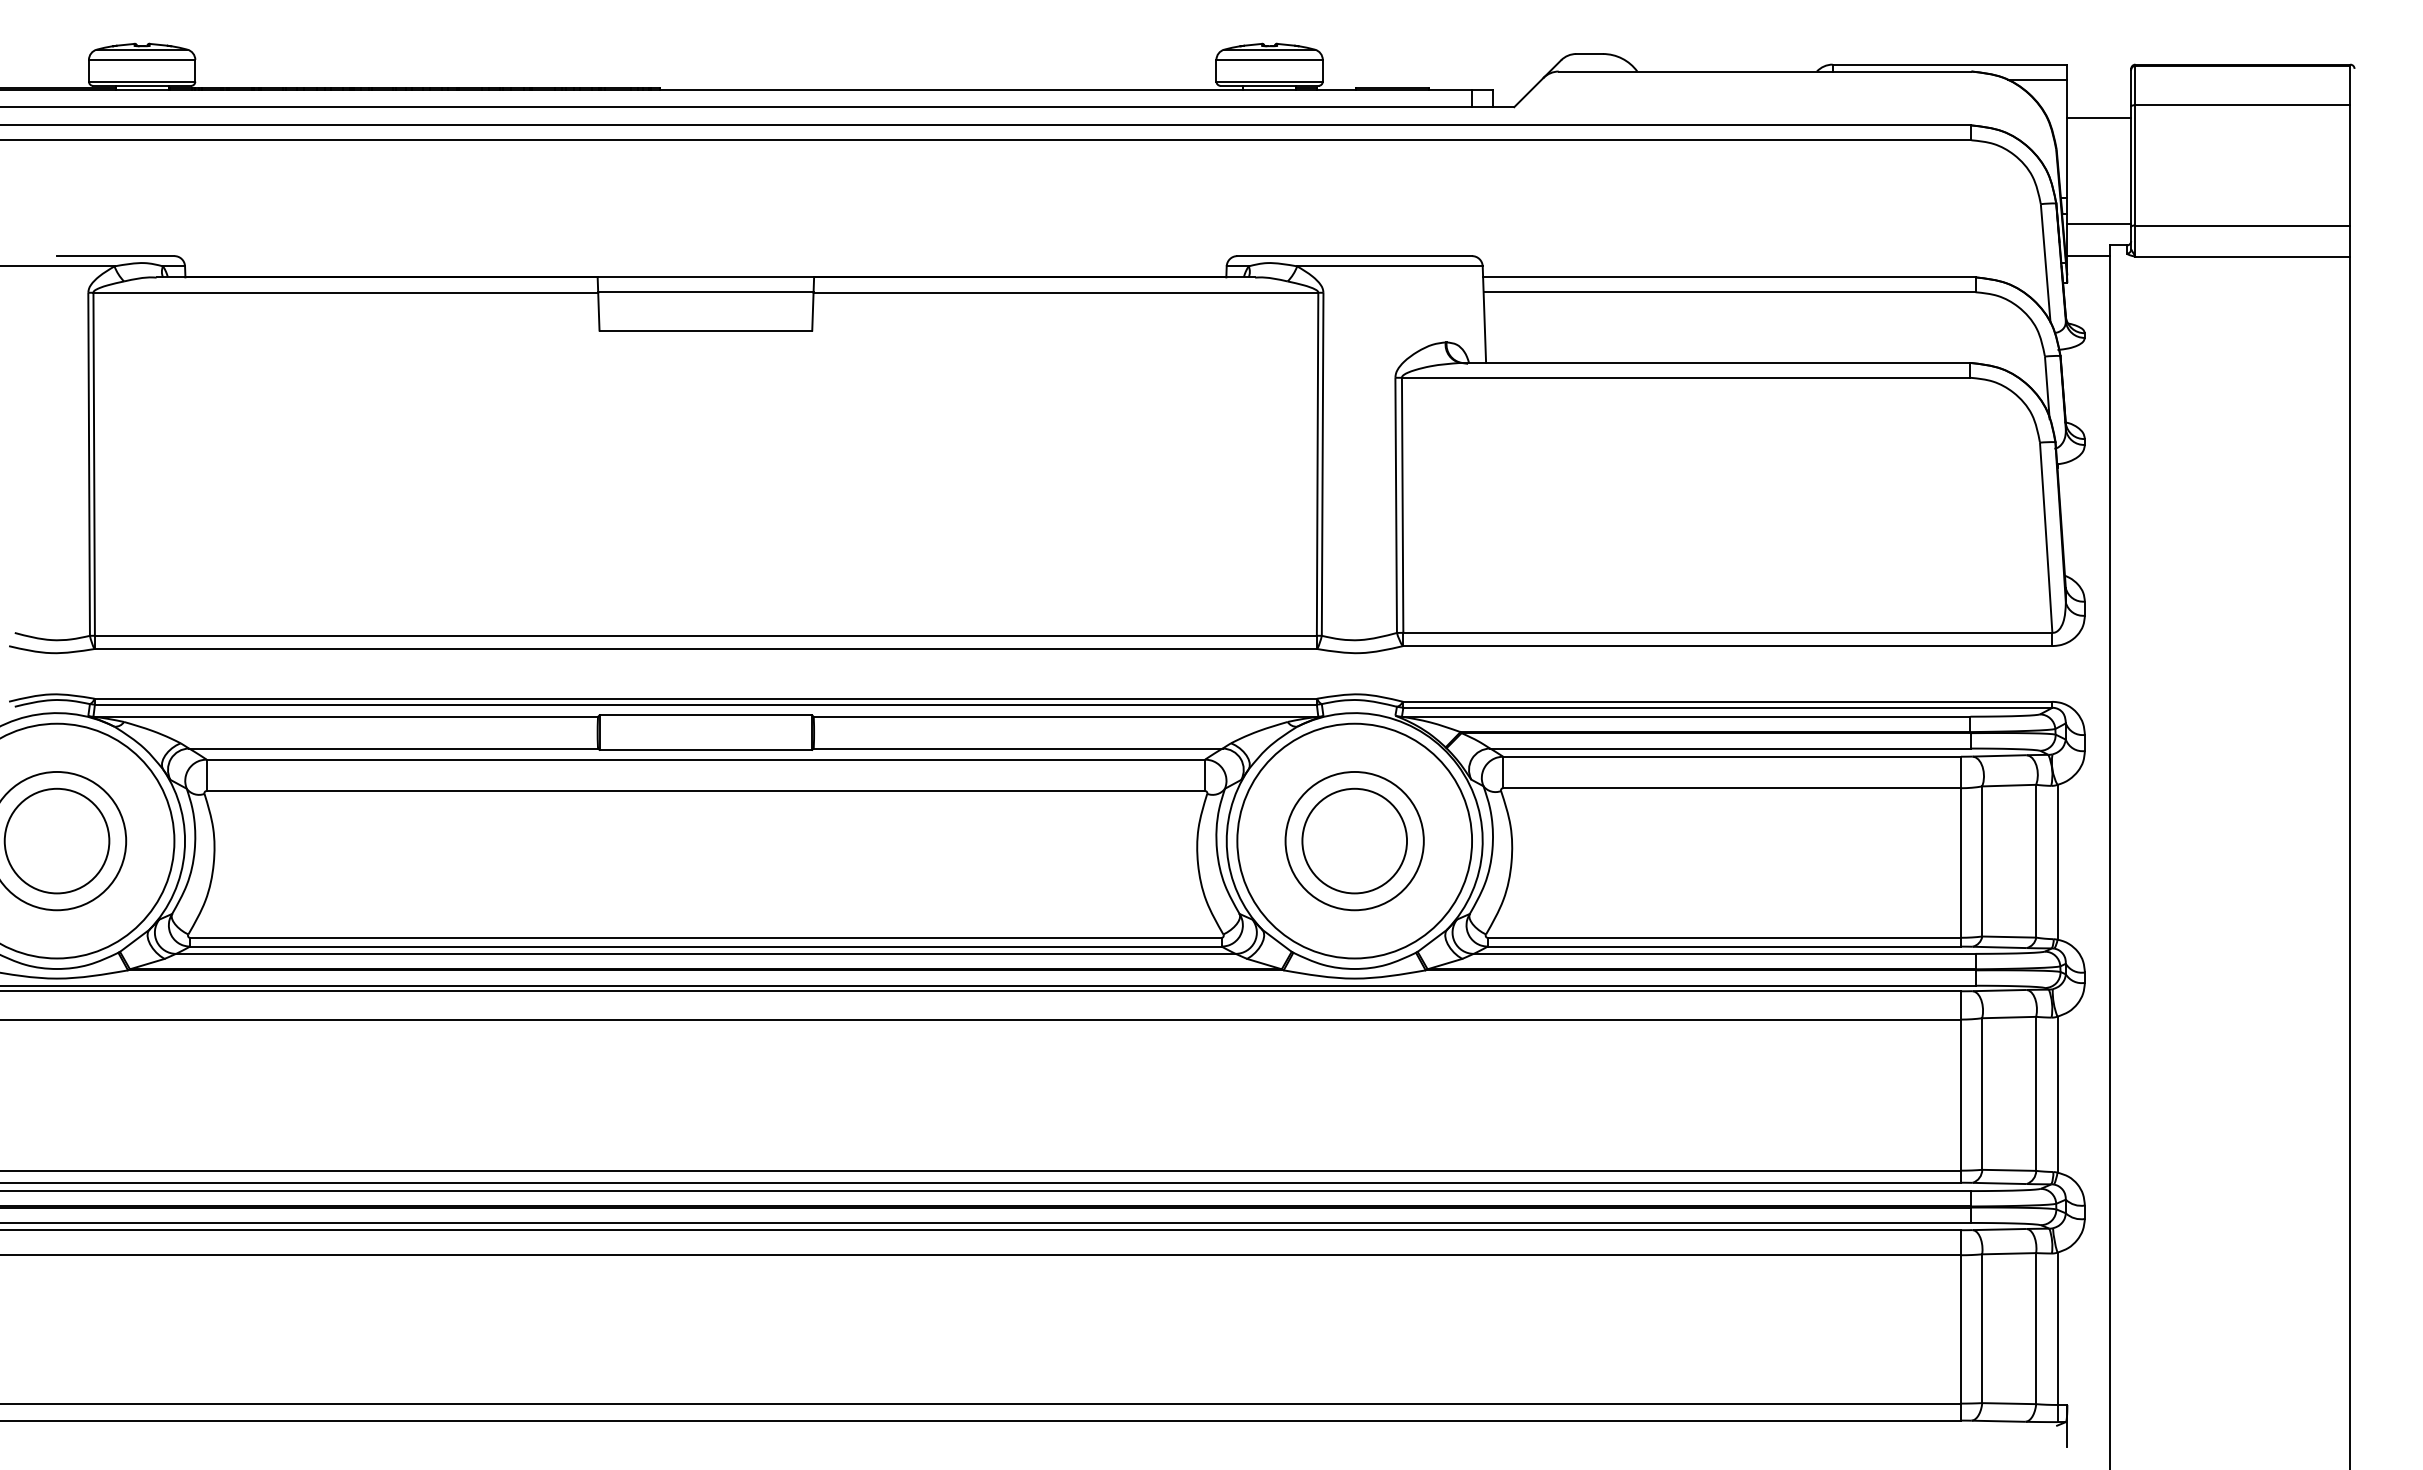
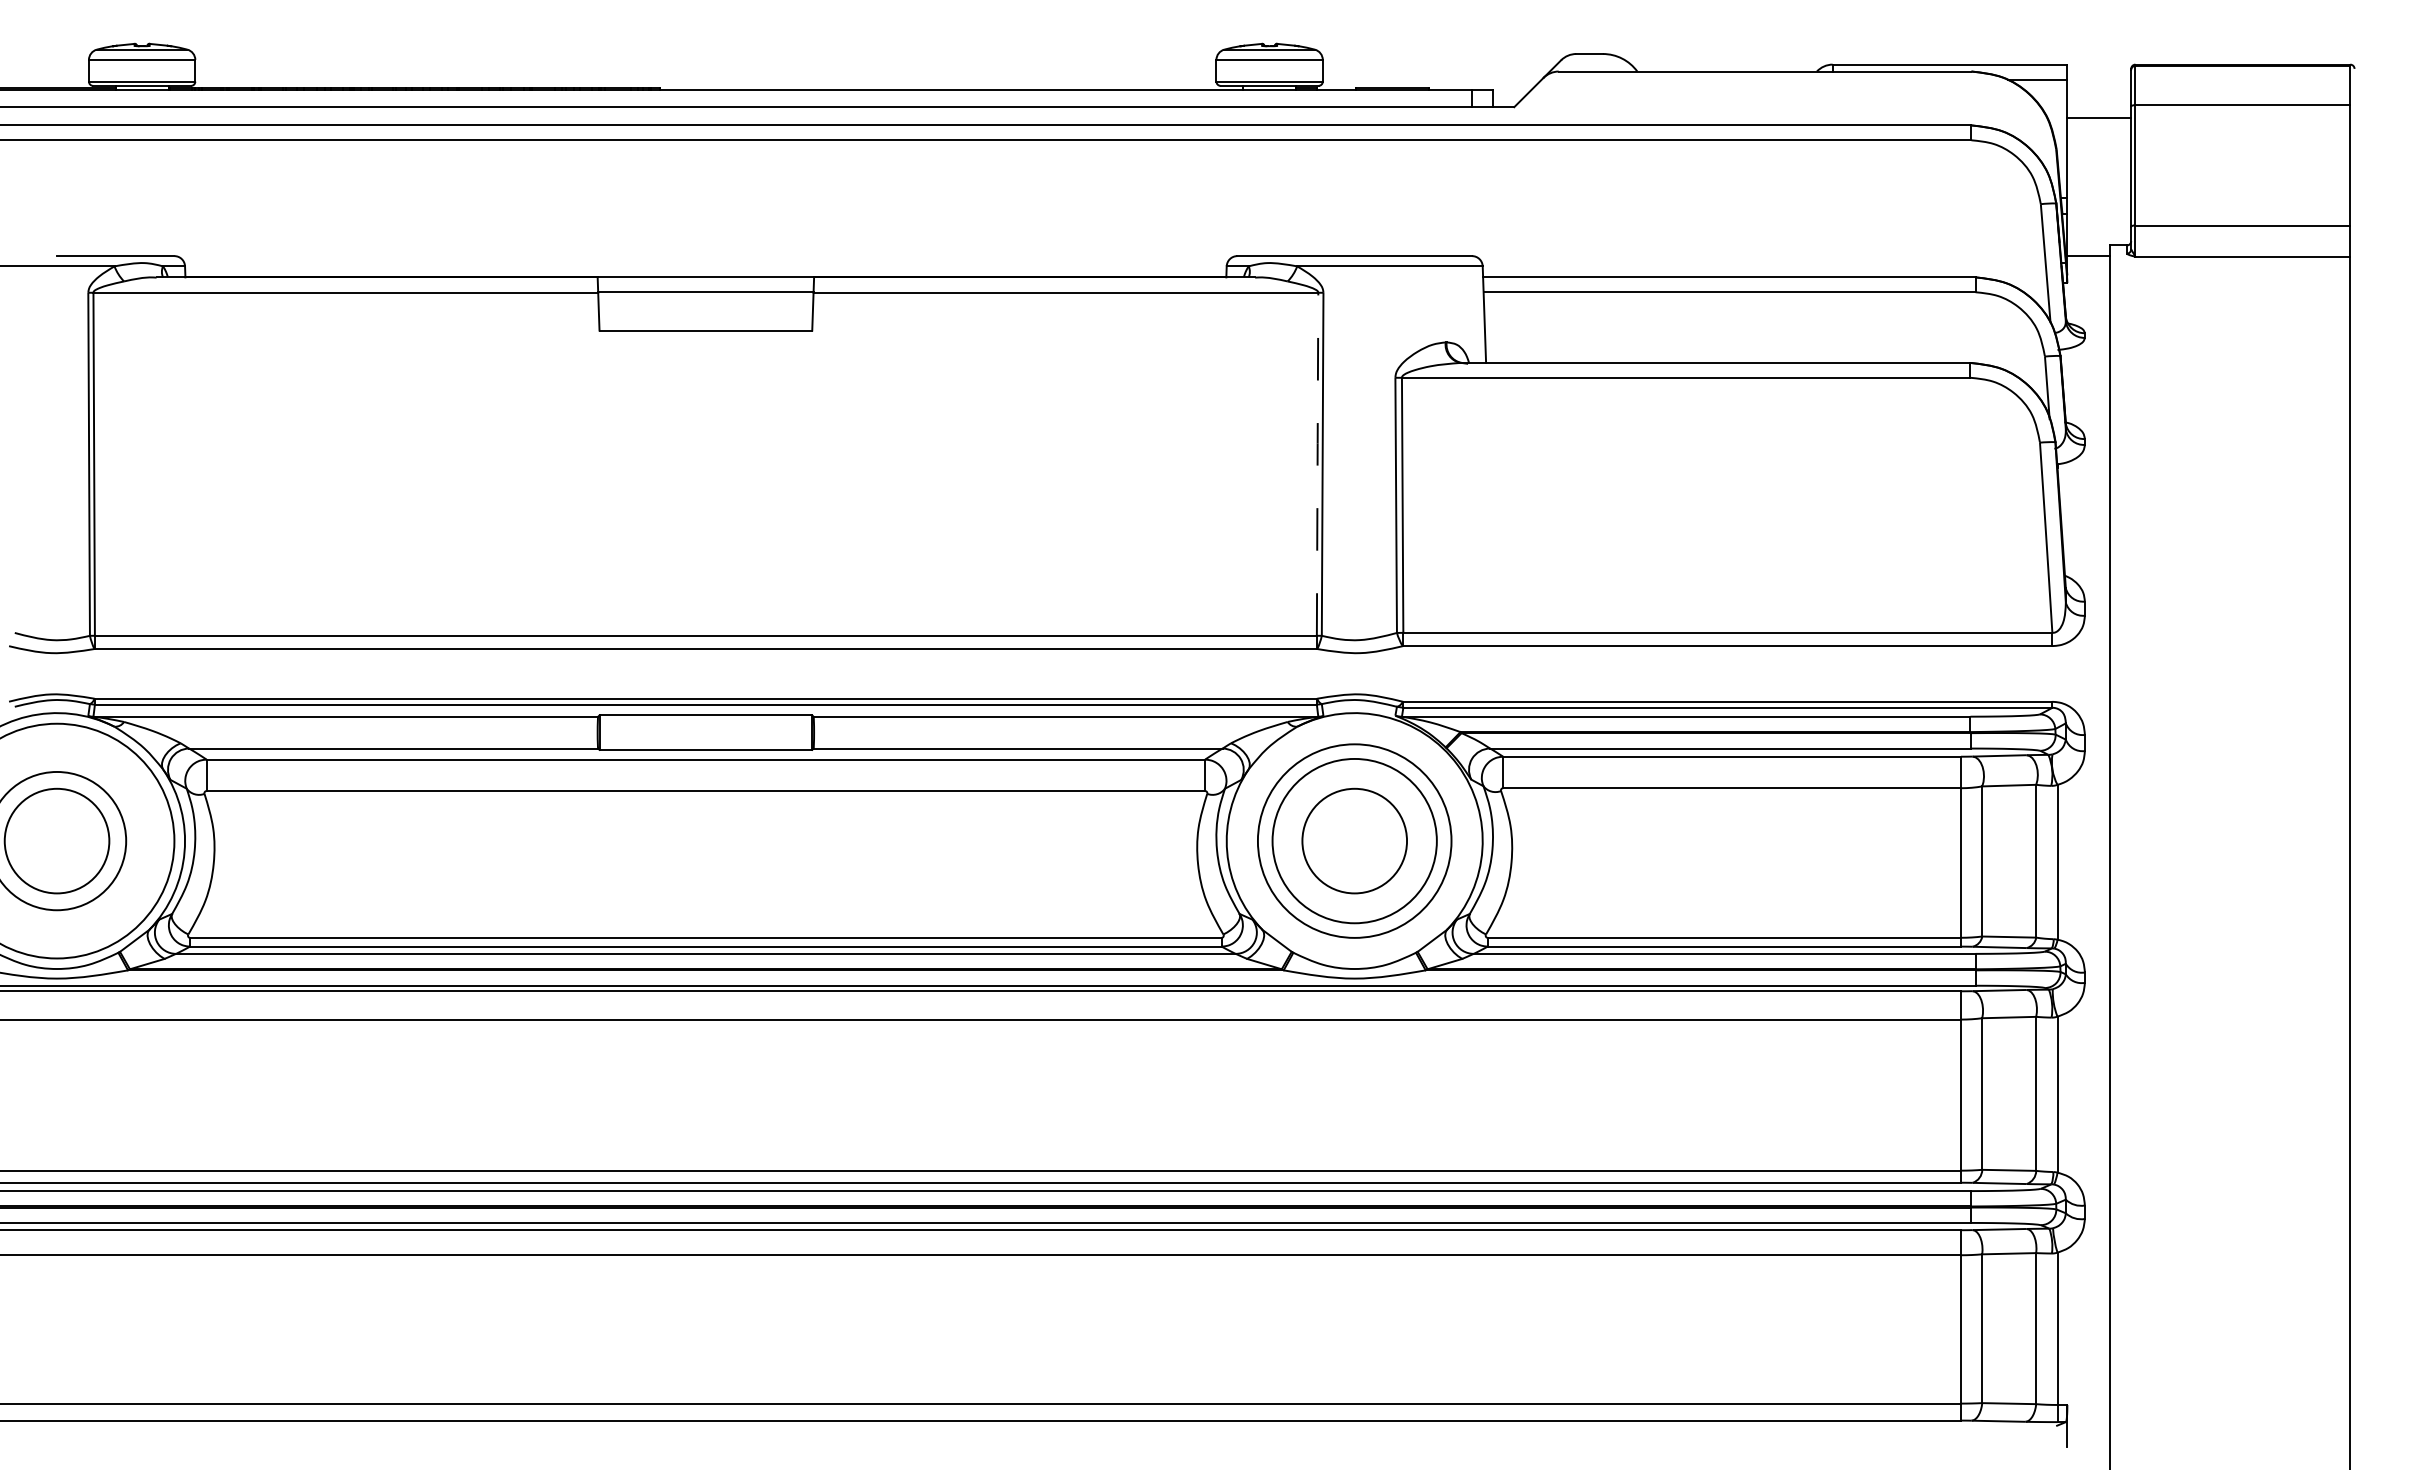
line: present -> none (2099, 224)
line: solid -> dashed (1317, 463)
circle diameter: 138 px -> 194 px (1354, 840)
circle diameter: 235 px -> 164 px (1354, 840)
